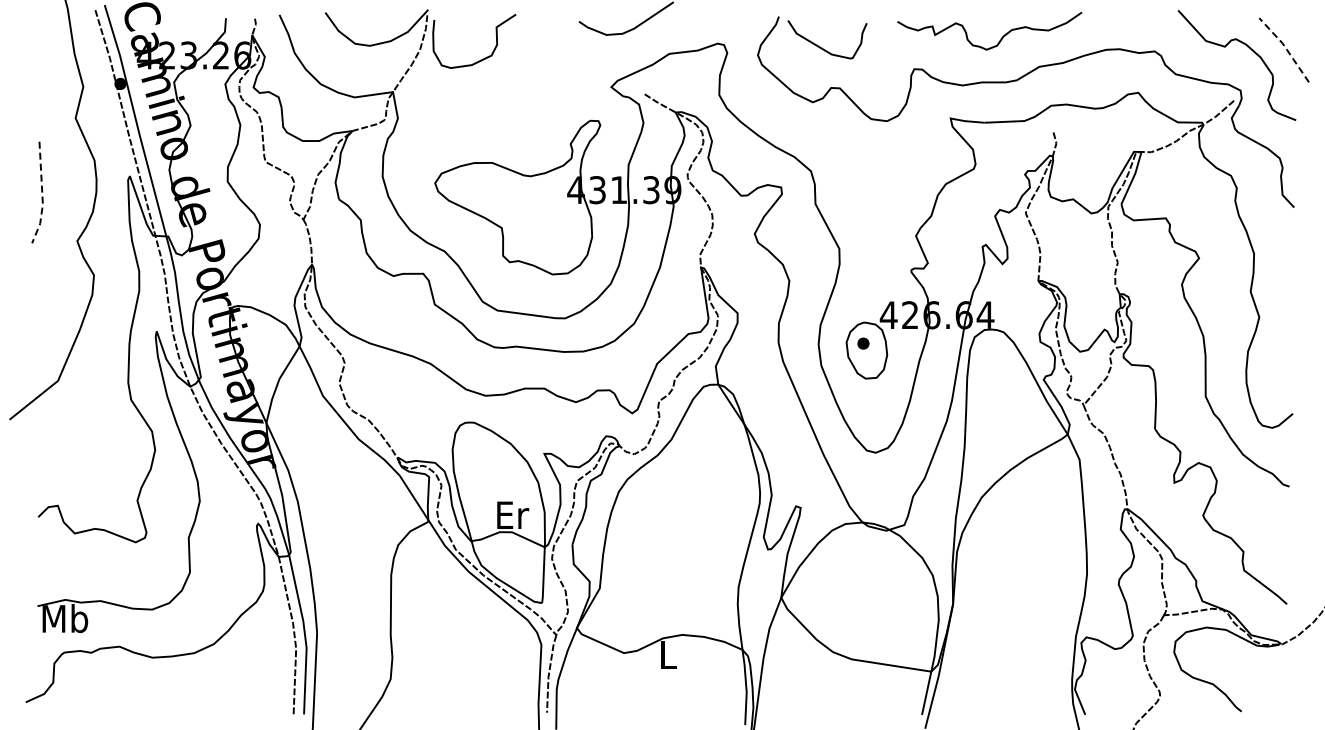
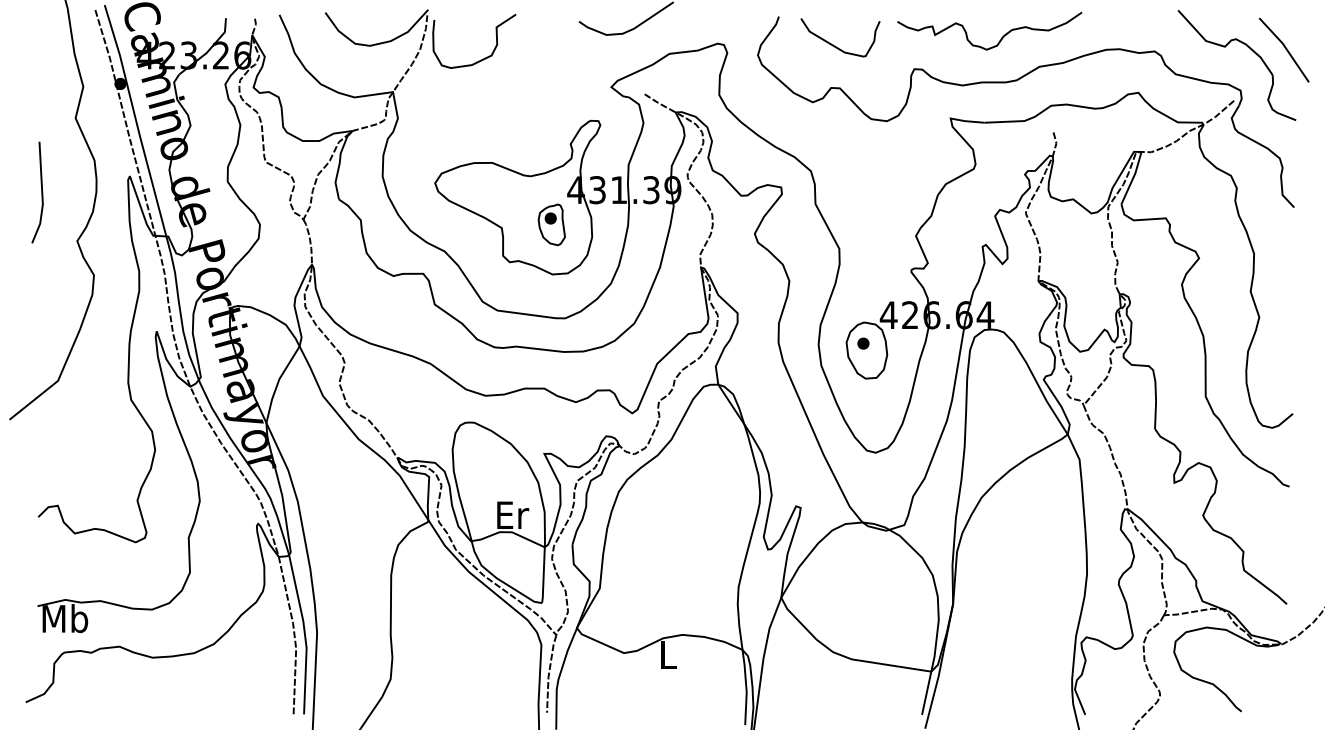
curve position: (822, 47) -> (835, 45) (835, 45)
line: dashed -> solid (1285, 48)
line: dashed -> solid (42, 195)
part: none -> present (551, 224)
